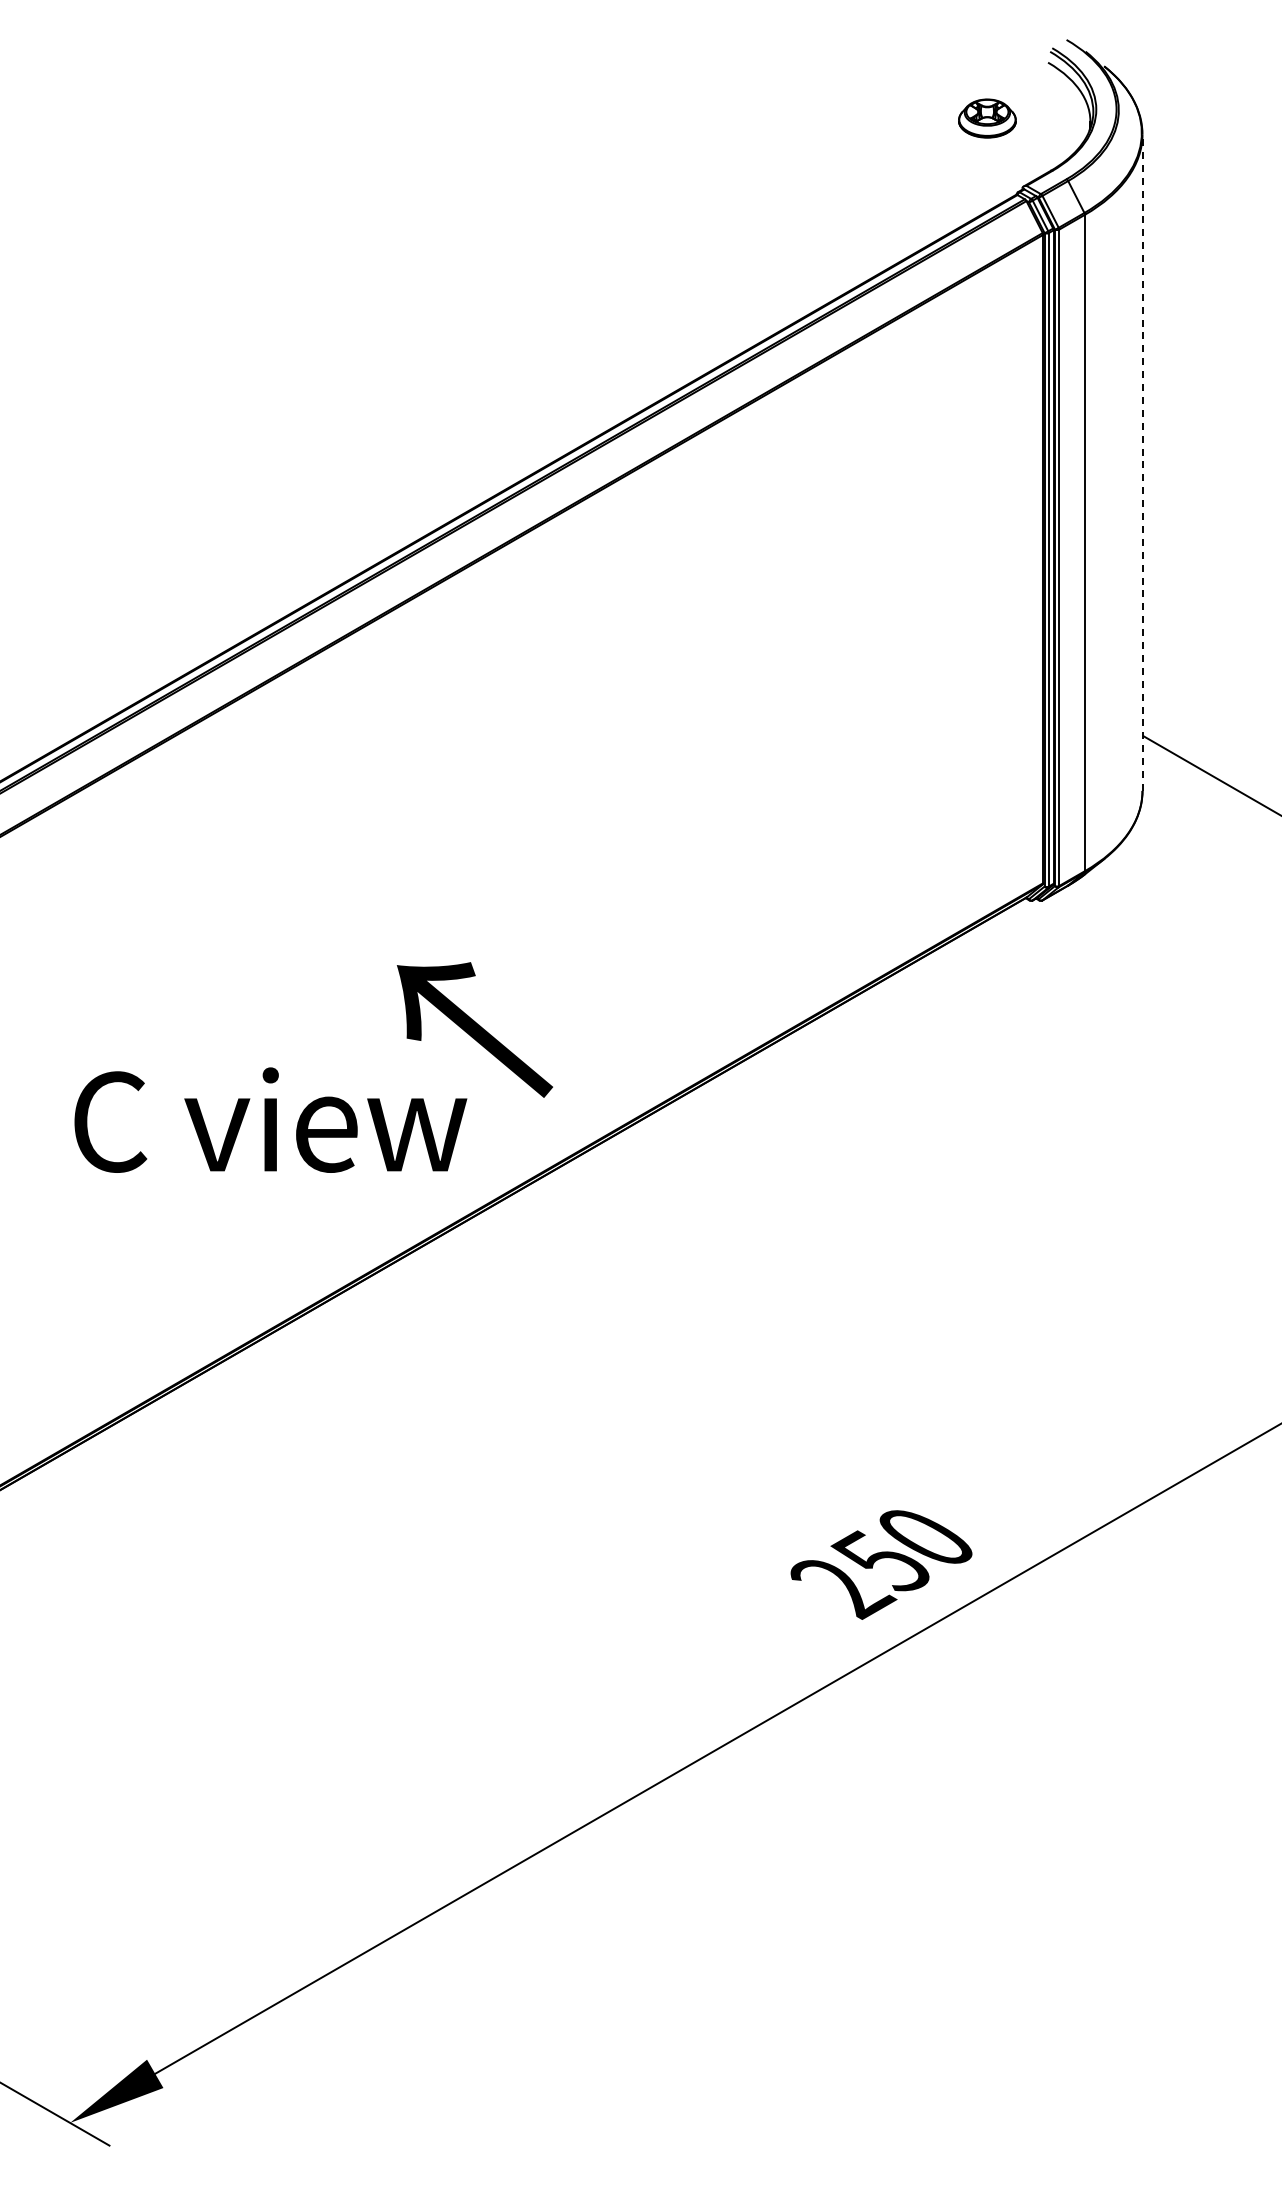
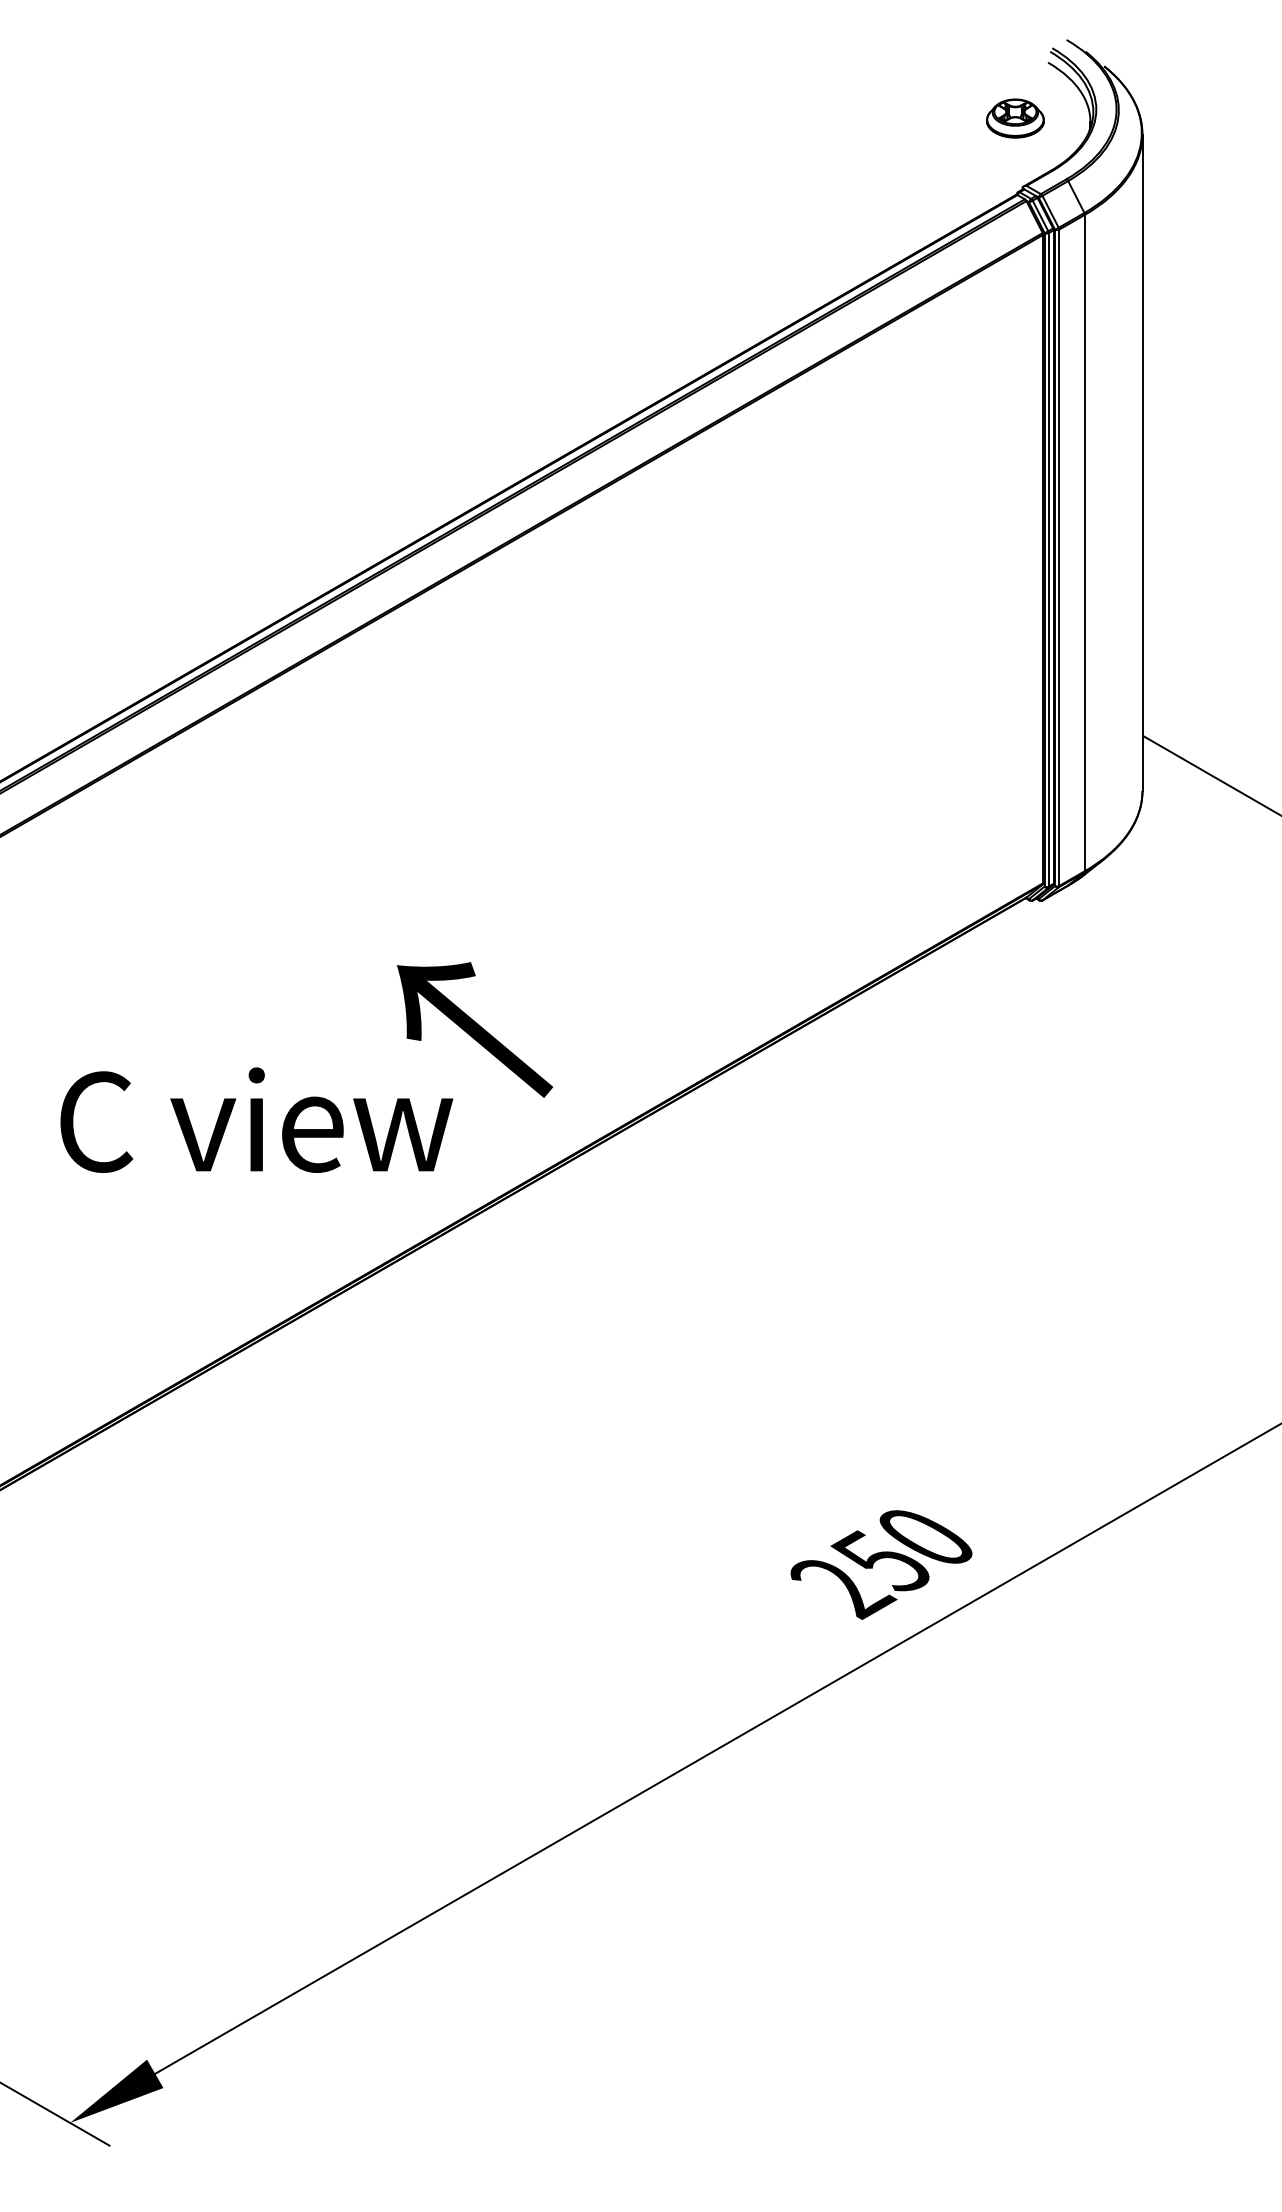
part position: (987, 118) -> (1015, 118) (1015, 118)
line: dashed -> solid (1142, 462)
text position: (270, 1119) -> (256, 1119) (256, 1119)
